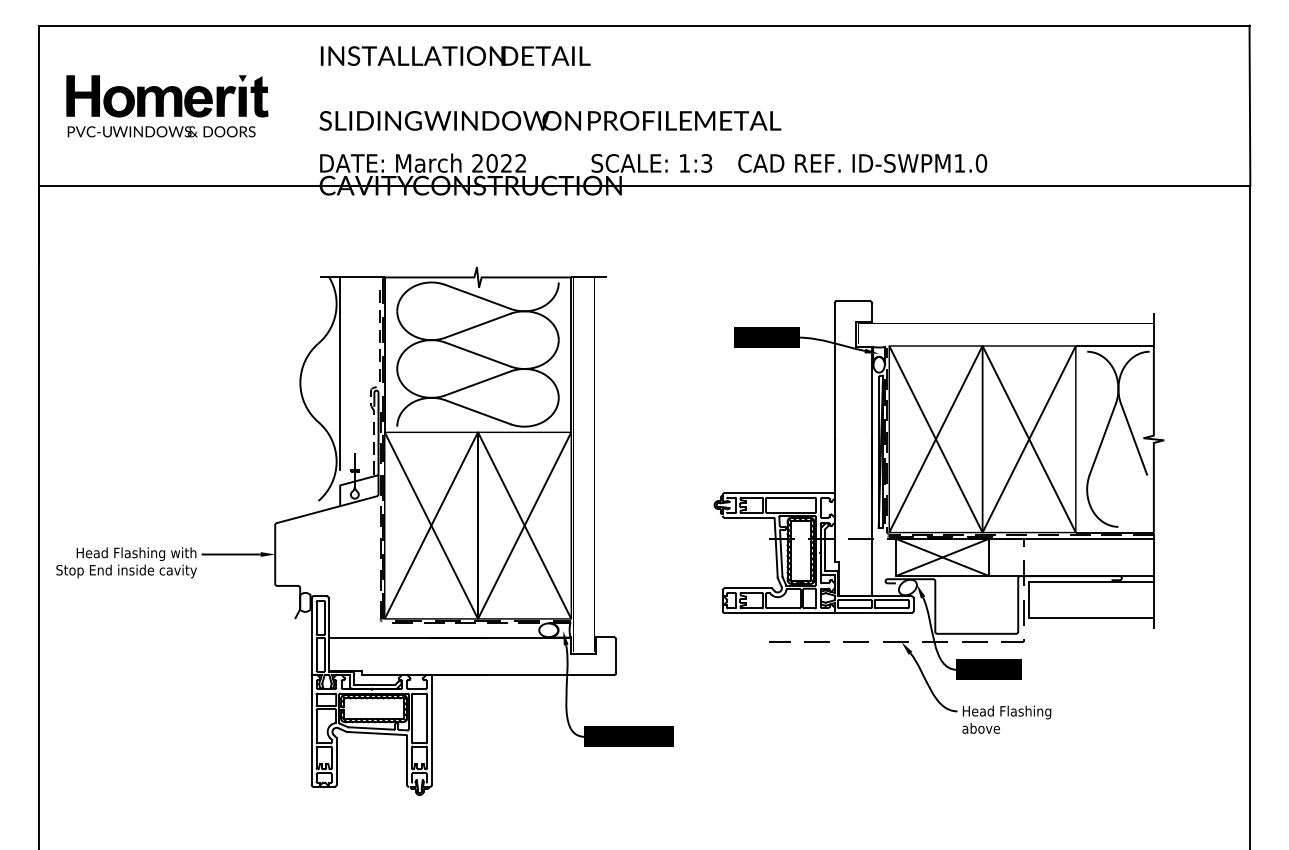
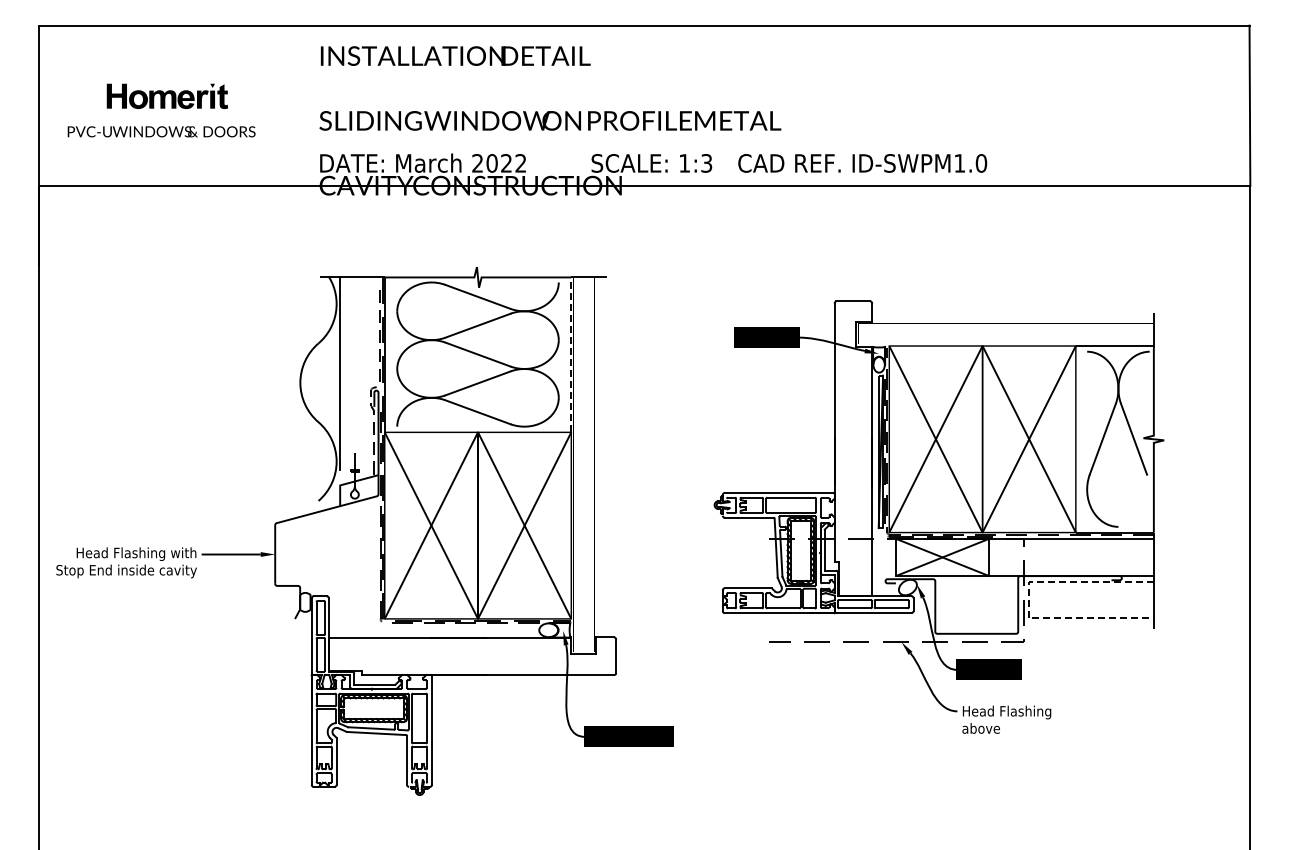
part size: 203x43 px -> 122x26 px (166, 95)
line: solid -> dashed (571, 354)
line: solid -> dashed (1028, 600)
